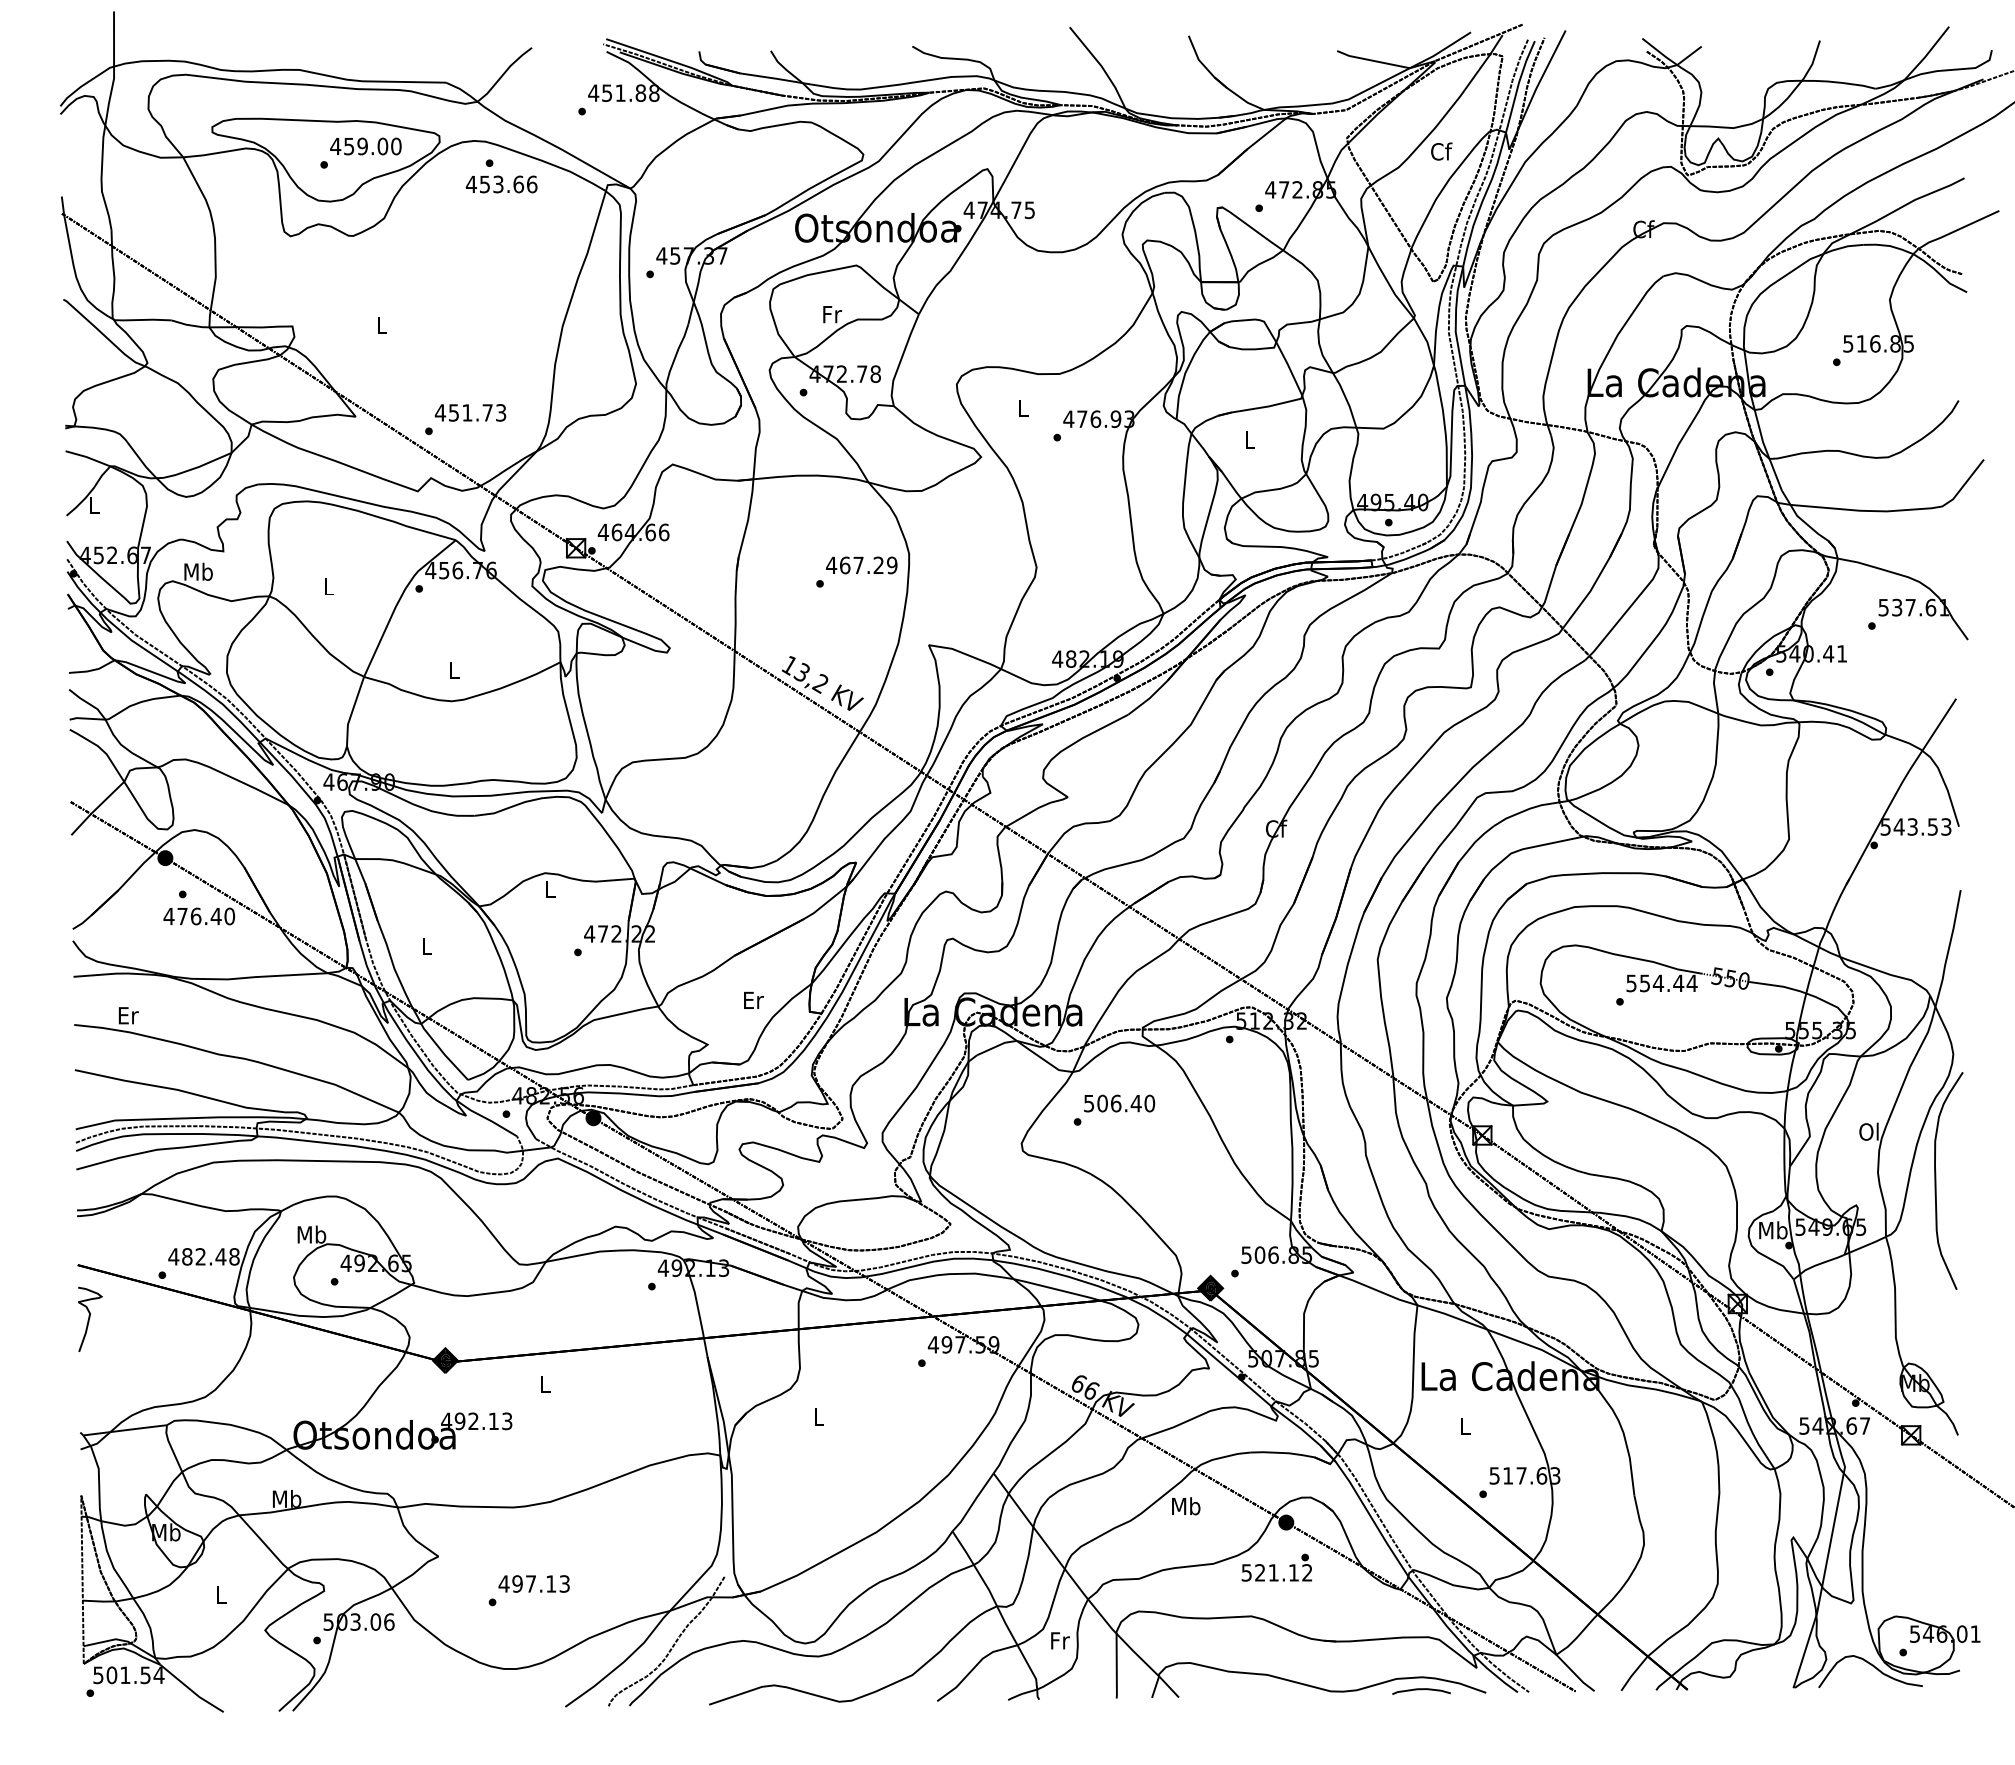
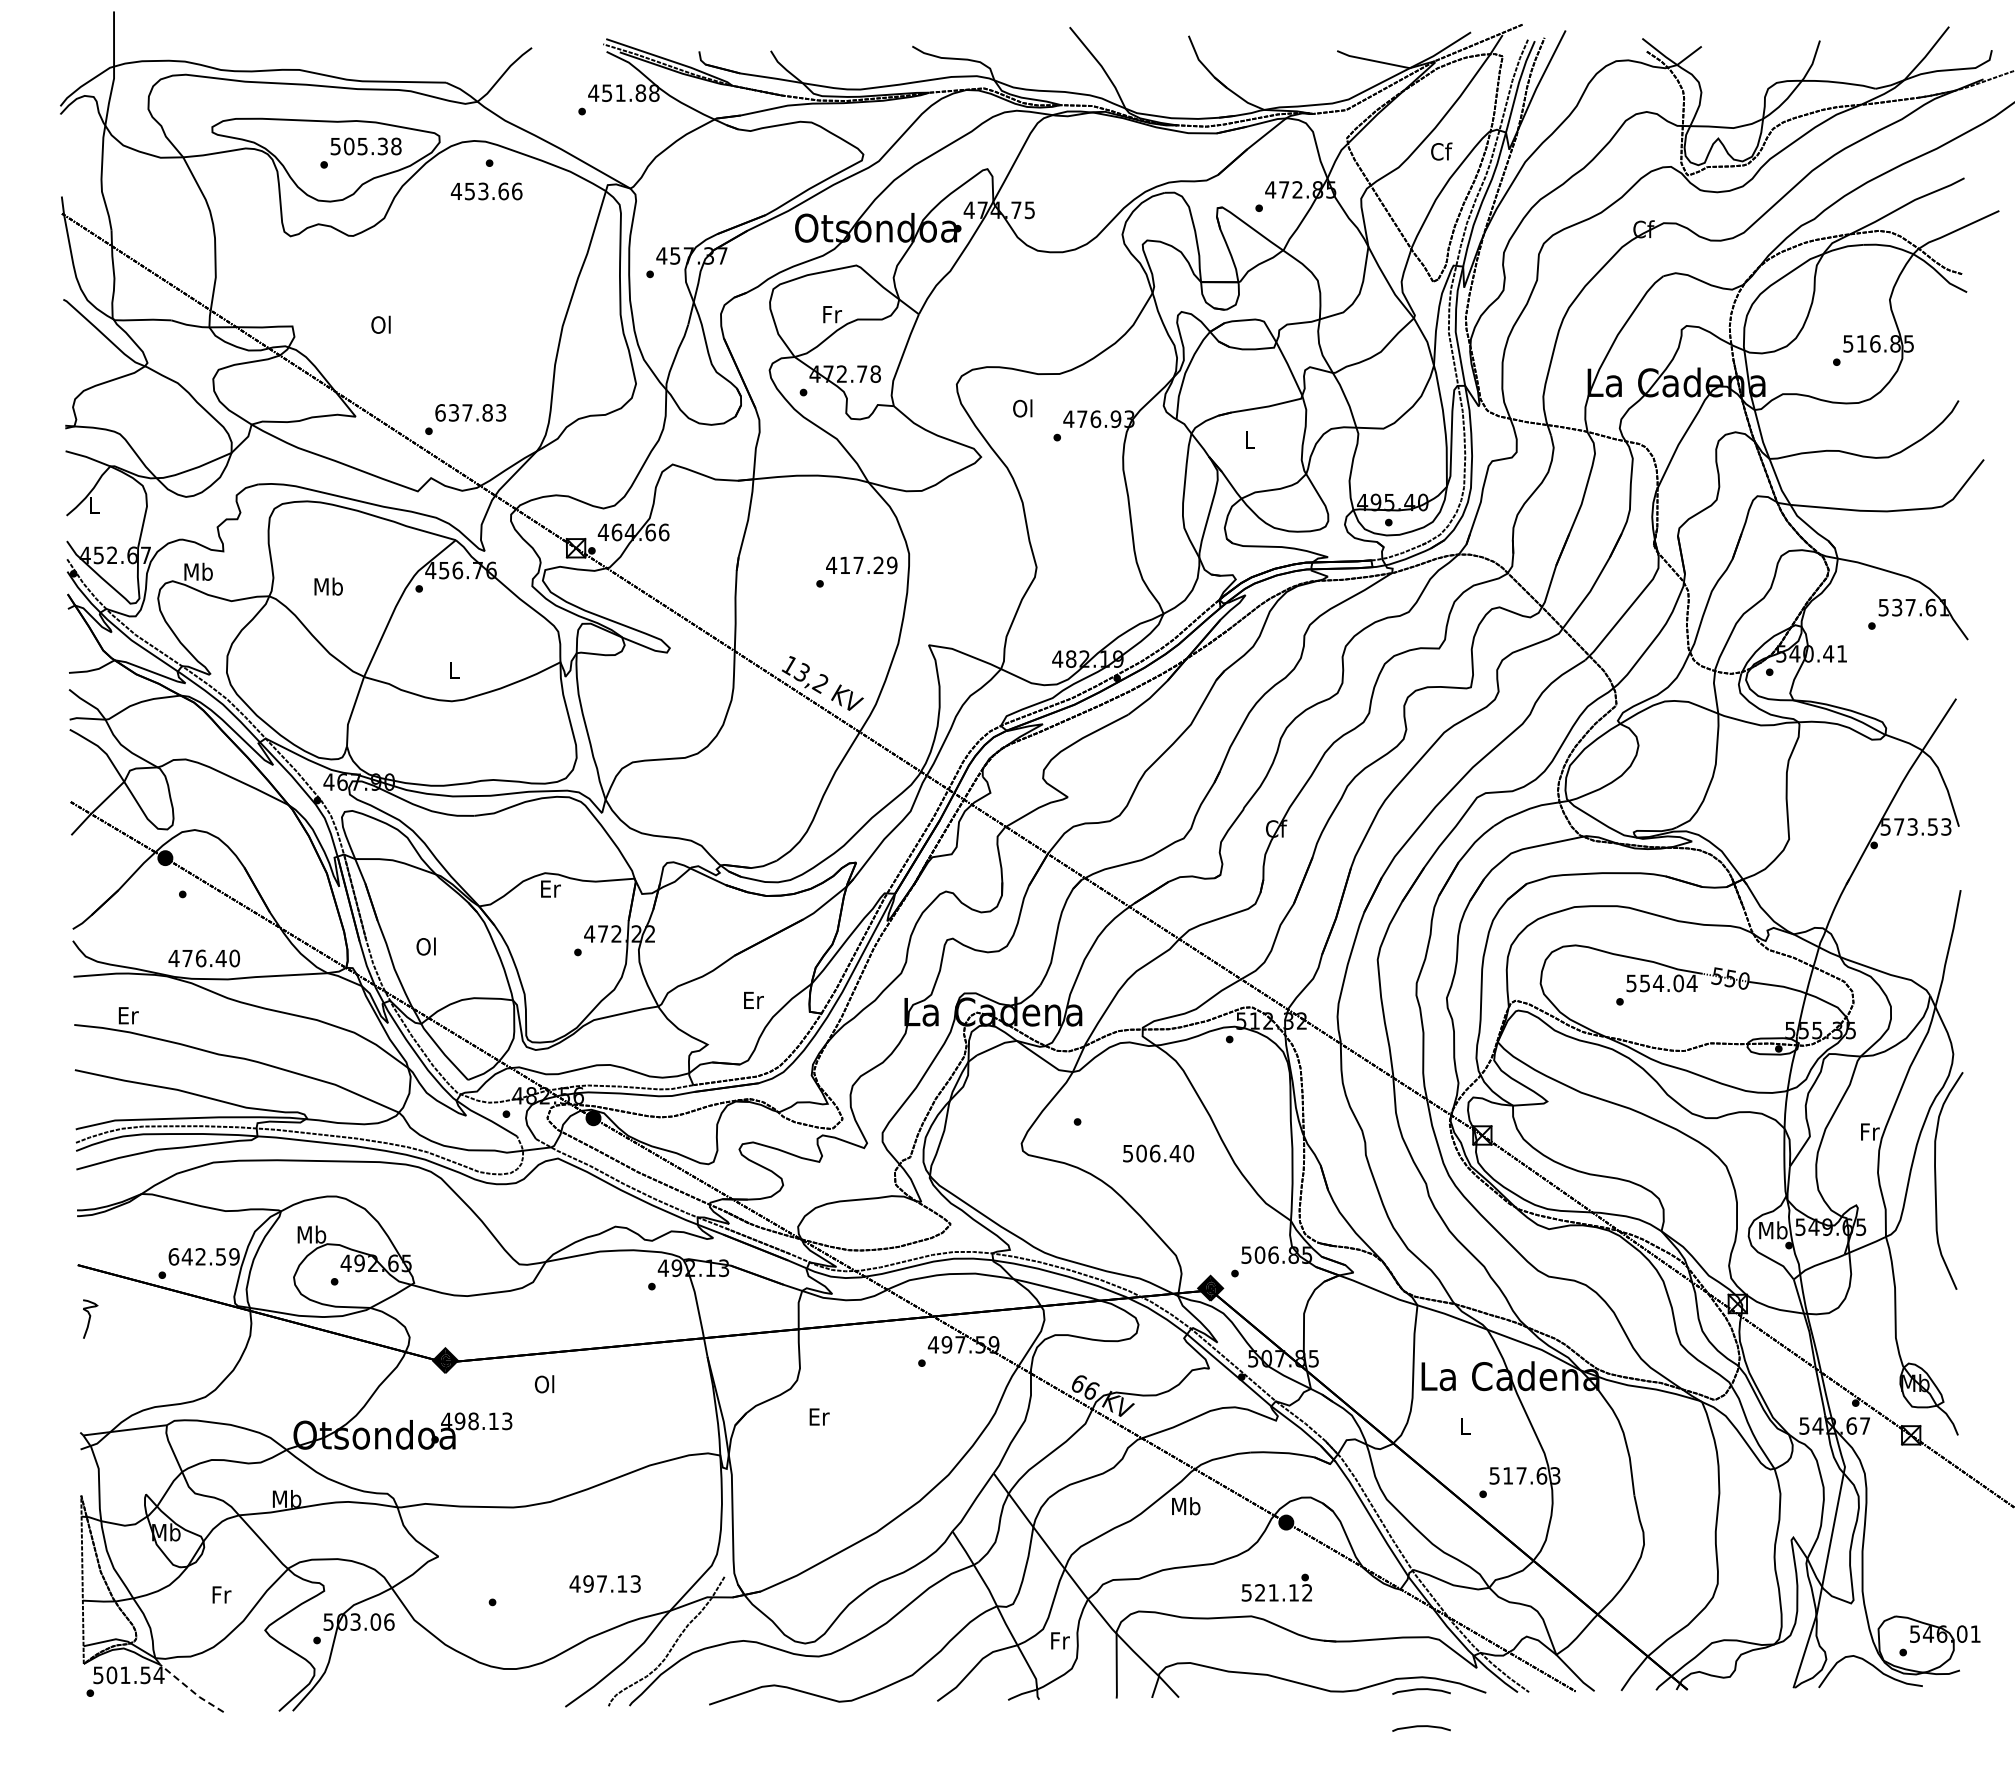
text: 459.00 -> 505.38 (365, 146)
text position: (501, 184) -> (486, 191) (486, 191)
text: L -> Ol (380, 324)
text: L -> Ol (1022, 408)
text: 451.73 -> 637.83 (463, 412)
text: 467.29 -> 417.29 (845, 565)
text: L -> Mb (328, 586)
text: 543.53 -> 573.53 (1898, 826)
text: L -> Er (550, 888)
text position: (199, 916) -> (204, 958) (204, 958)
text: L -> Ol (425, 946)
text: 554.44 -> 554.04 (1678, 983)
text position: (1119, 1103) -> (1158, 1153) (1158, 1153)
text: Ol -> Fr (1869, 1131)
text: 482.48 -> 642.59 (203, 1256)
part size: 25x66 px -> 16x40 px (90, 1318)
text: L -> Ol (544, 1384)
text: L -> Er (819, 1416)
text: 492.13 -> 498.13 (473, 1421)
text position: (1276, 1567) -> (1276, 1587) (1276, 1587)
text position: (533, 1583) -> (604, 1583) (604, 1583)
text: L -> Fr (221, 1594)
line: solid -> dashed (191, 1690)
curve: none -> present (1421, 1727)
